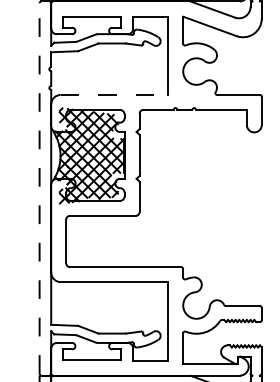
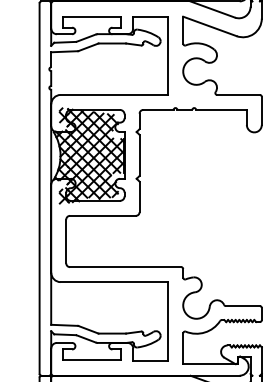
line: dashed -> solid (114, 94)
line: dashed -> solid (39, 188)
